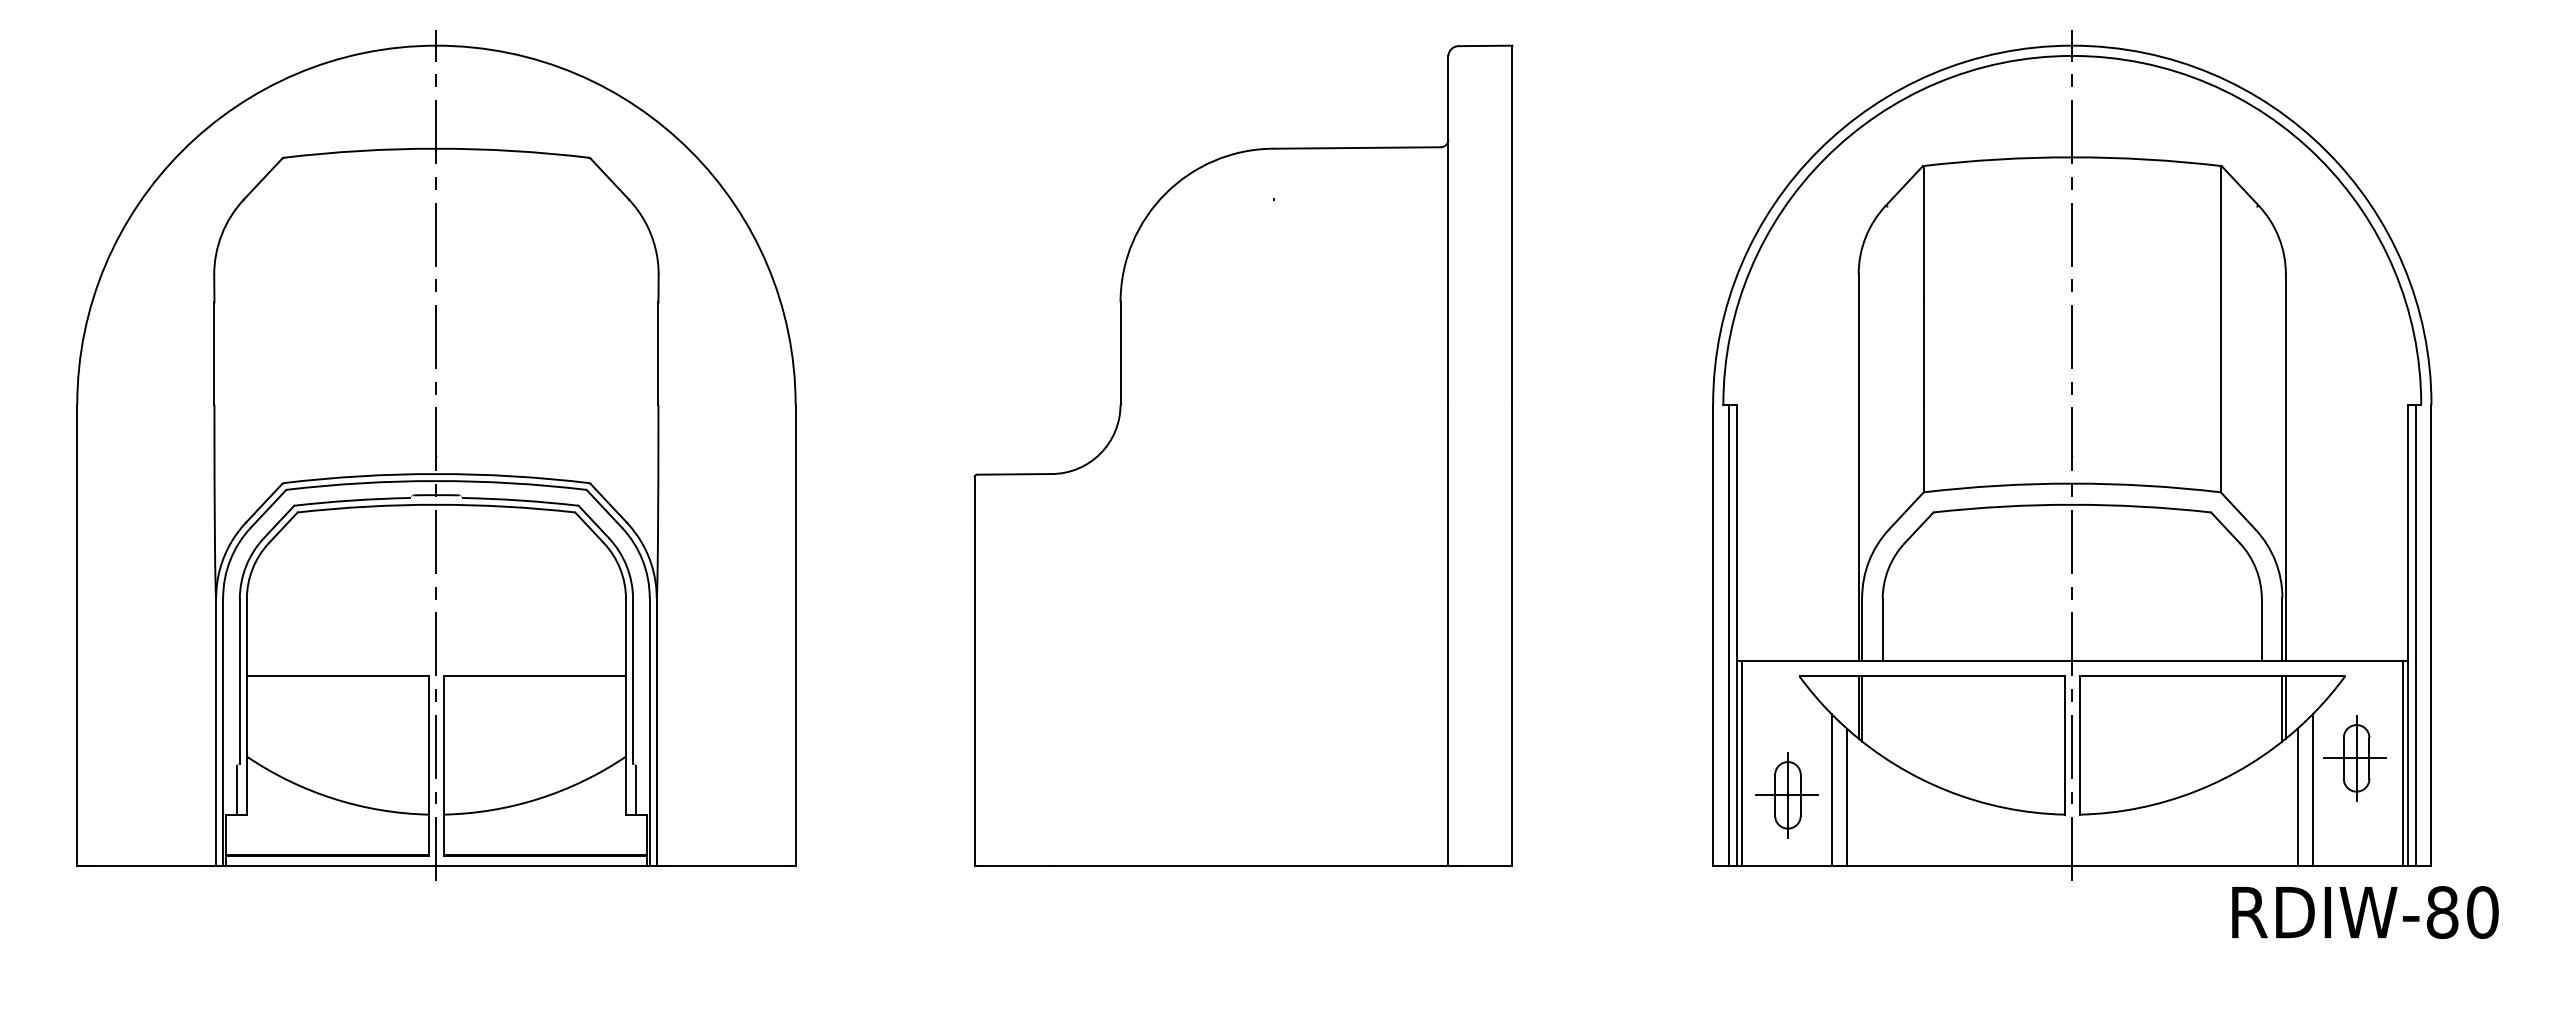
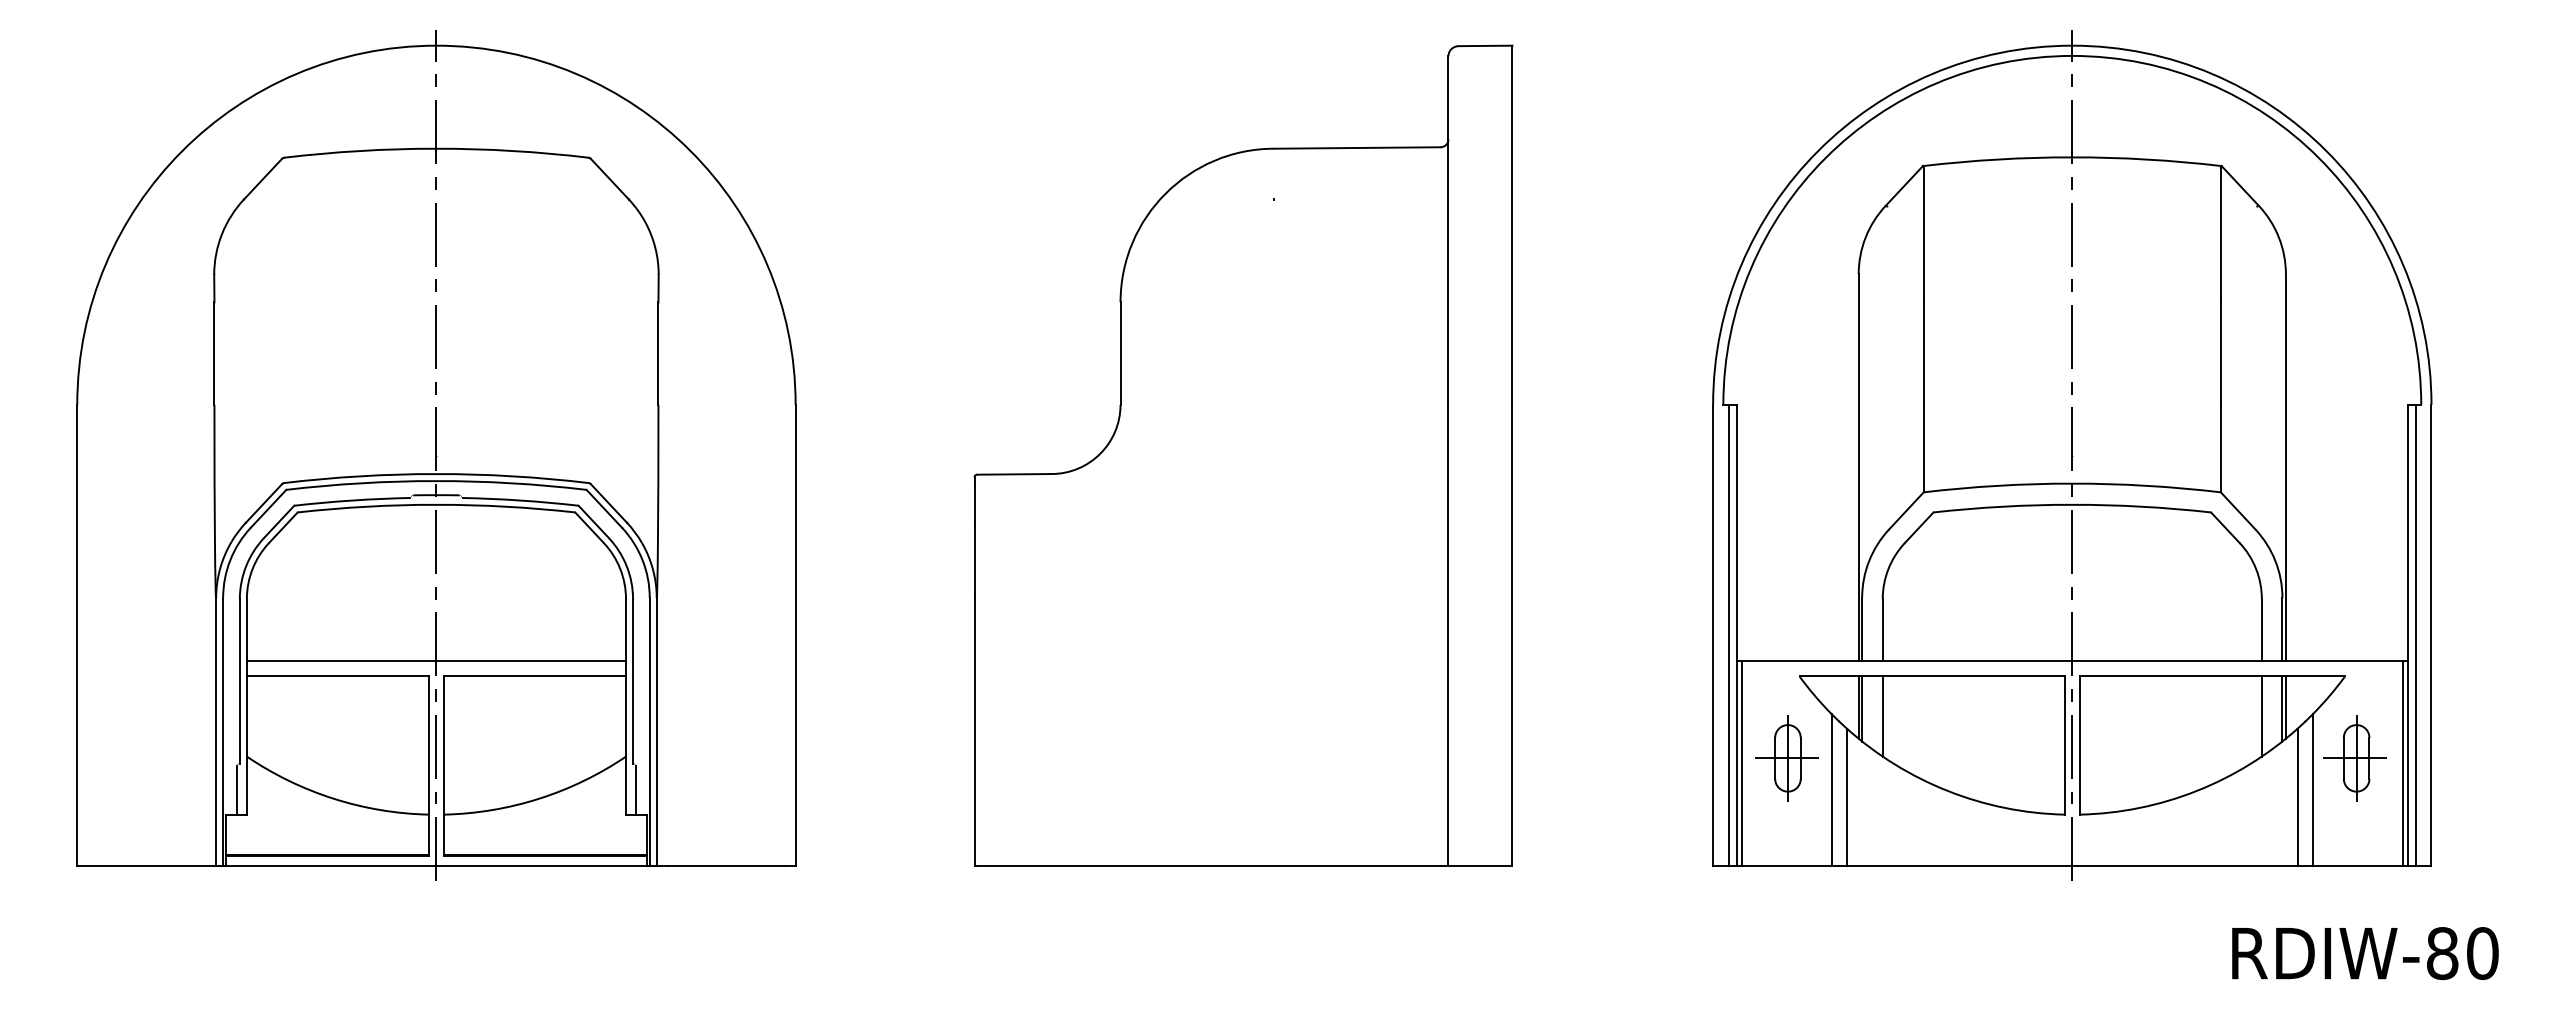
line: none -> present (436, 661)
line: none -> present (1882, 716)
line: none -> present (2261, 716)
part position: (1786, 795) -> (1786, 758) (1786, 758)
text position: (2365, 912) -> (2365, 953) (2365, 953)
